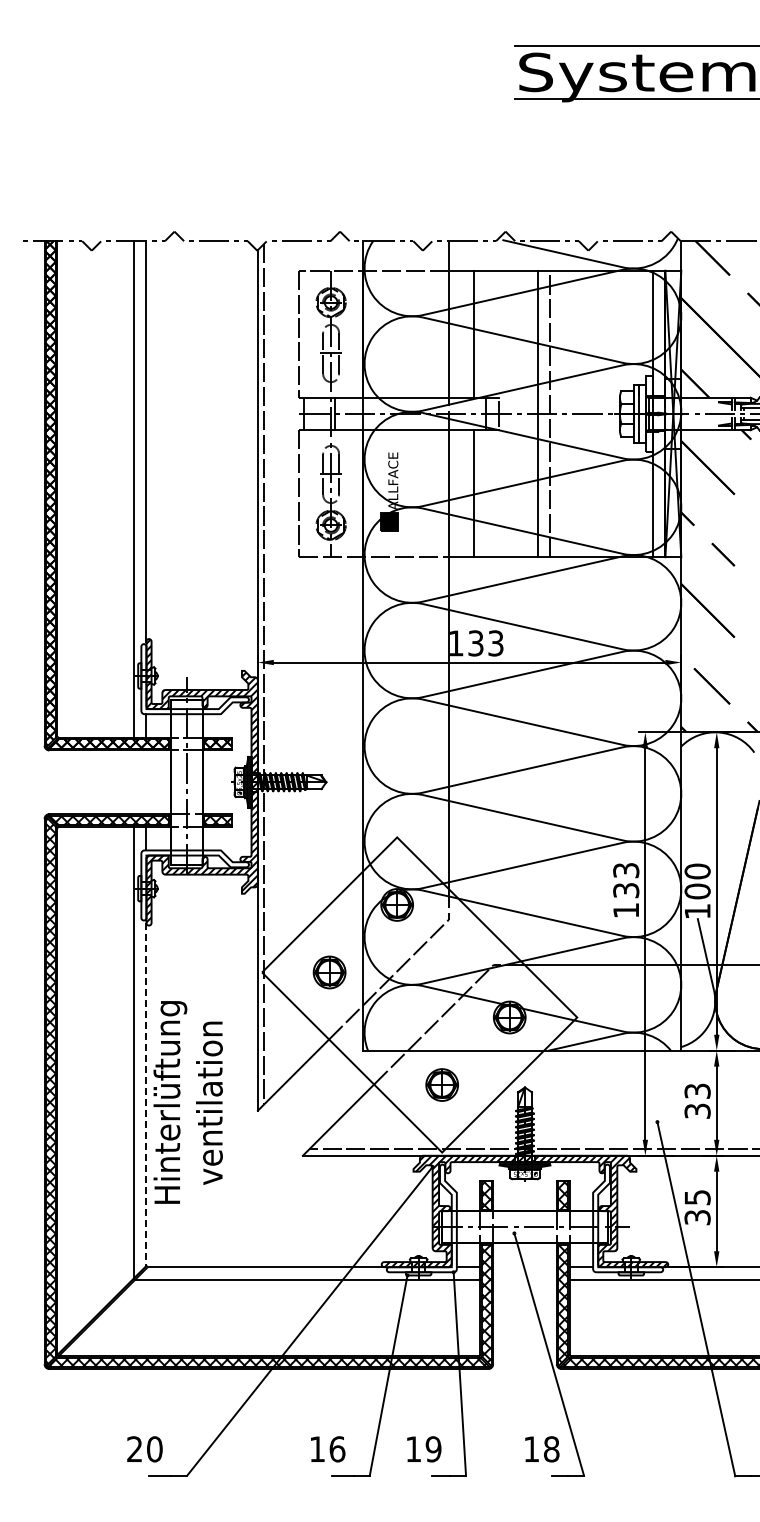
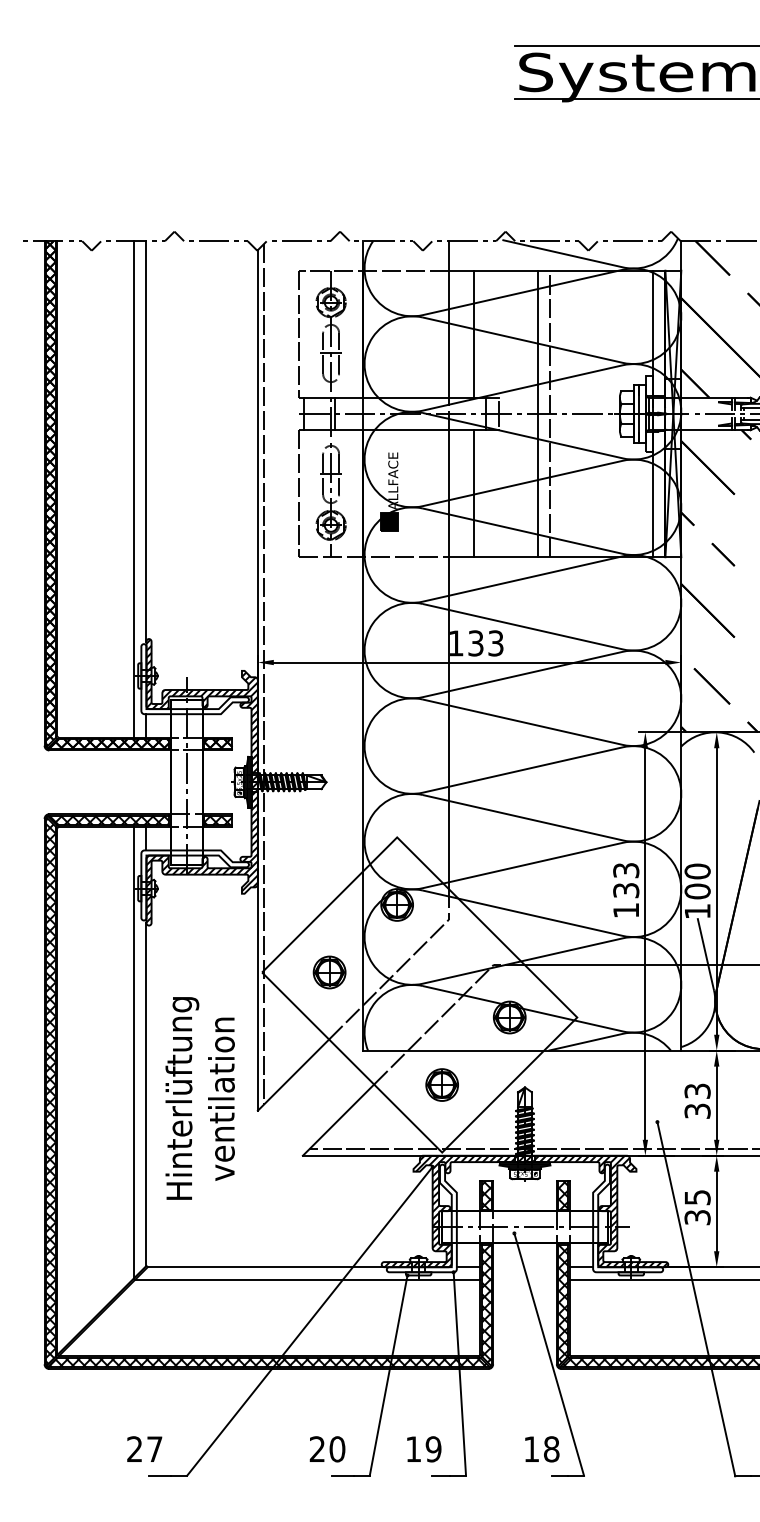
line: dashed -> solid (146, 1094)
text position: (187, 1102) -> (199, 1098) (199, 1098)
text: 20 -> 27 (154, 1449)
text: 16 -> 20 (327, 1449)
